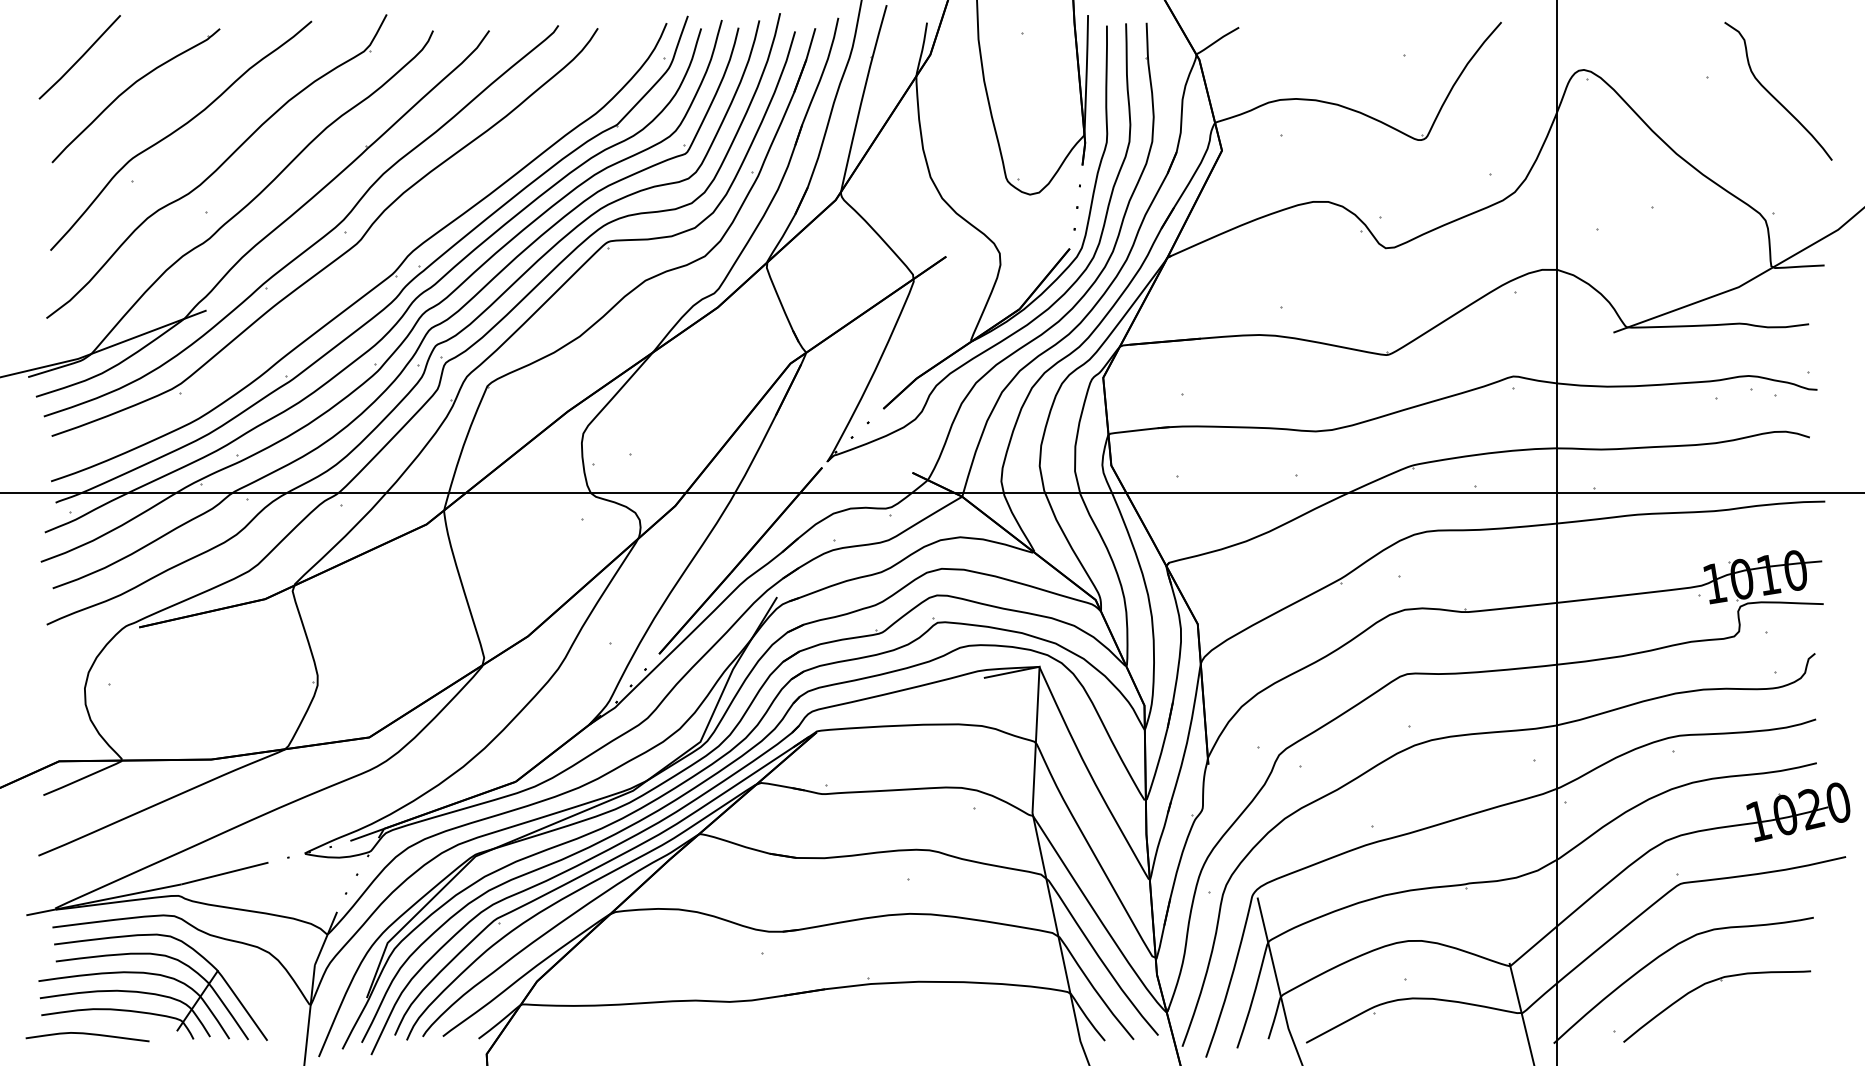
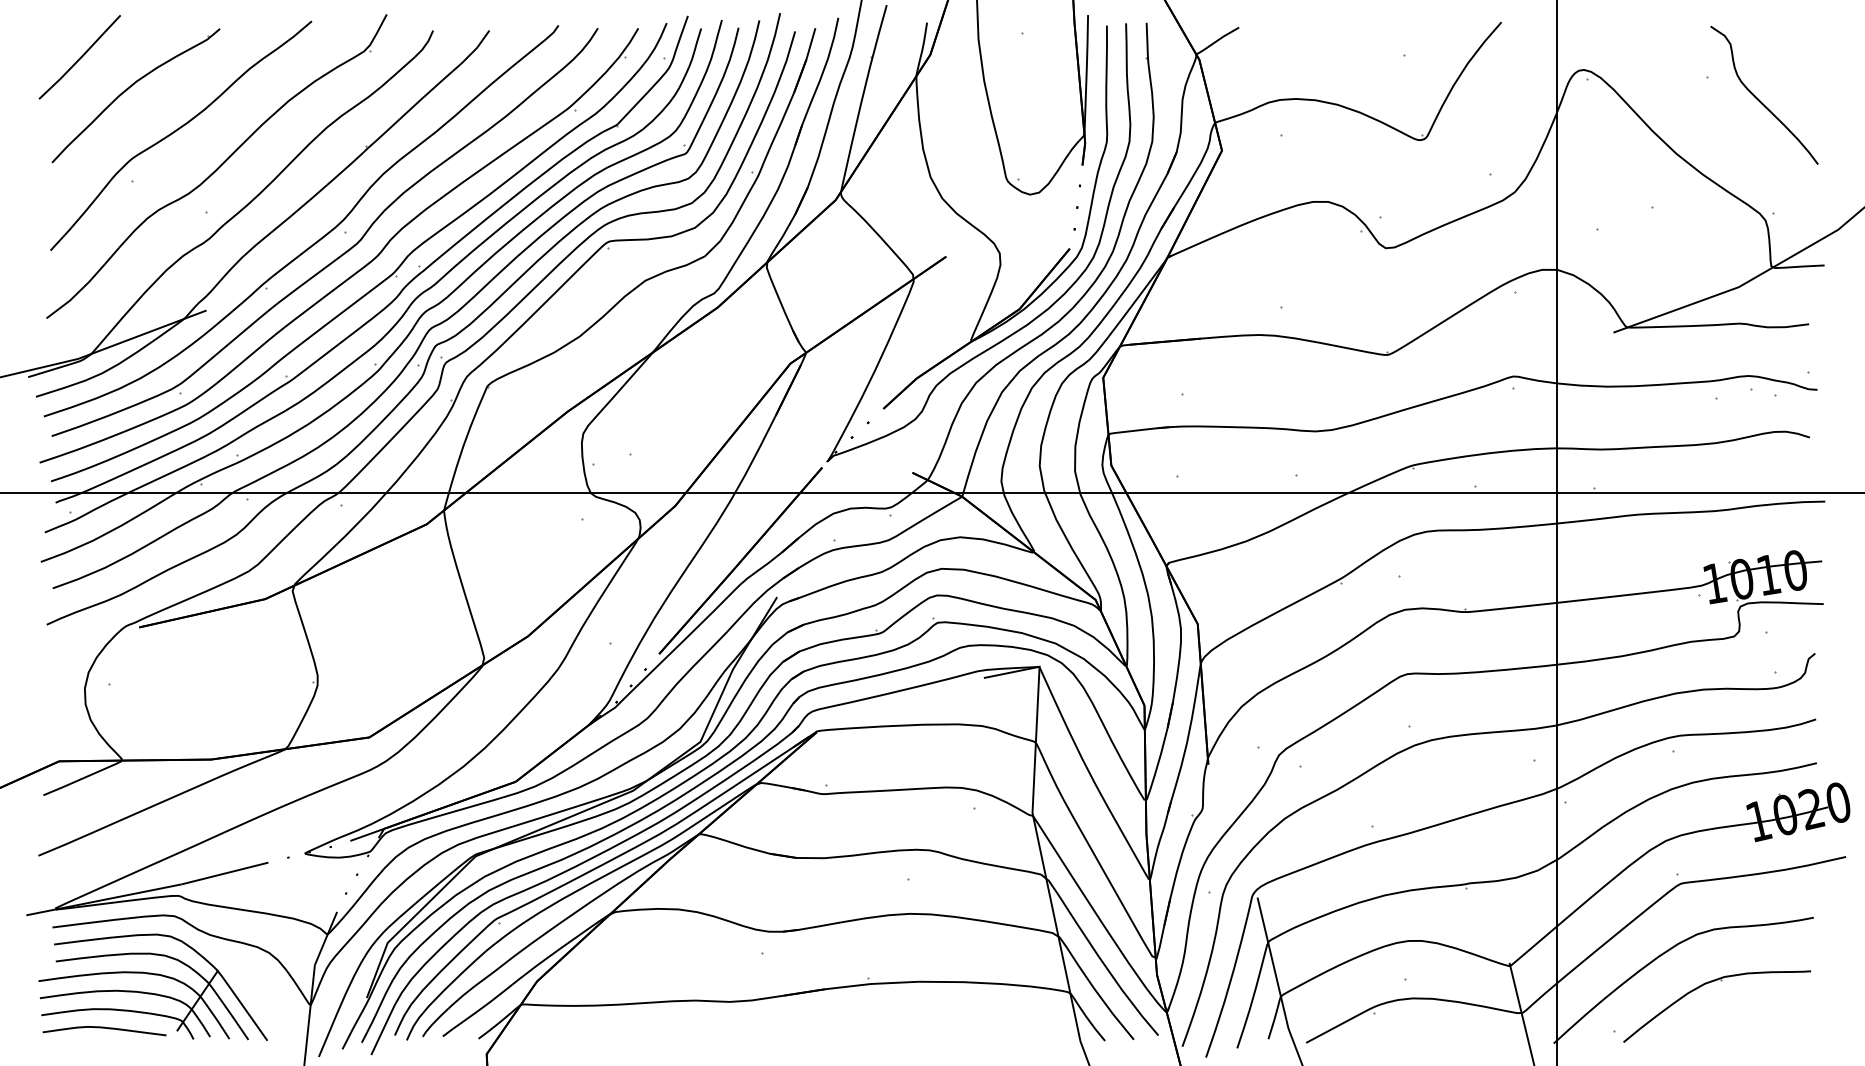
curve position: (1773, 95) -> (1759, 99) (1759, 99)
part: none -> present (357, 270)
curve position: (87, 1034) -> (104, 1028) (104, 1028)
